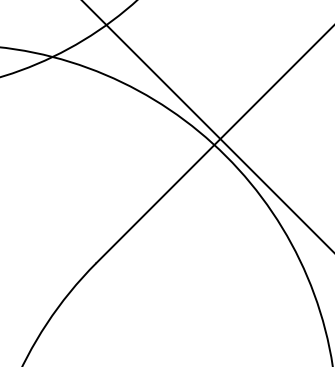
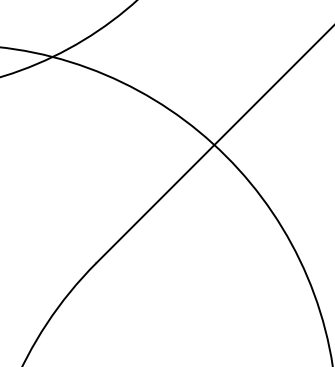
line: present -> none (207, 126)
